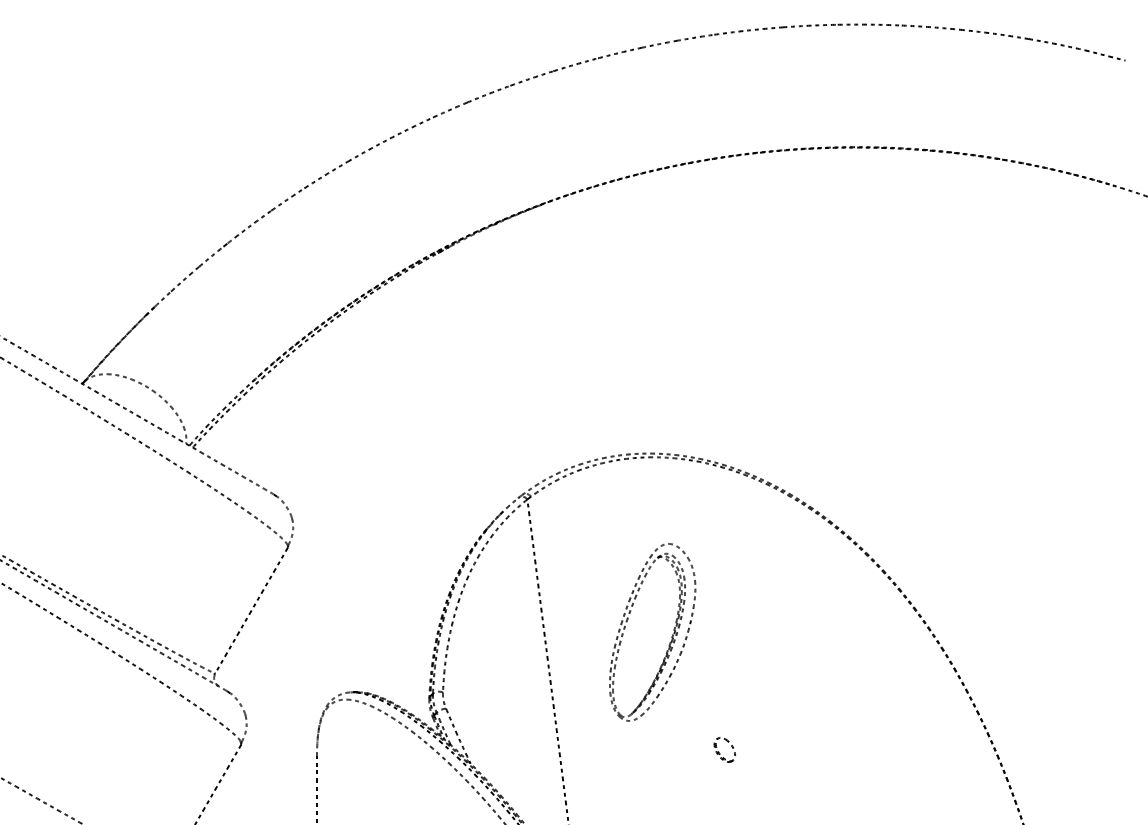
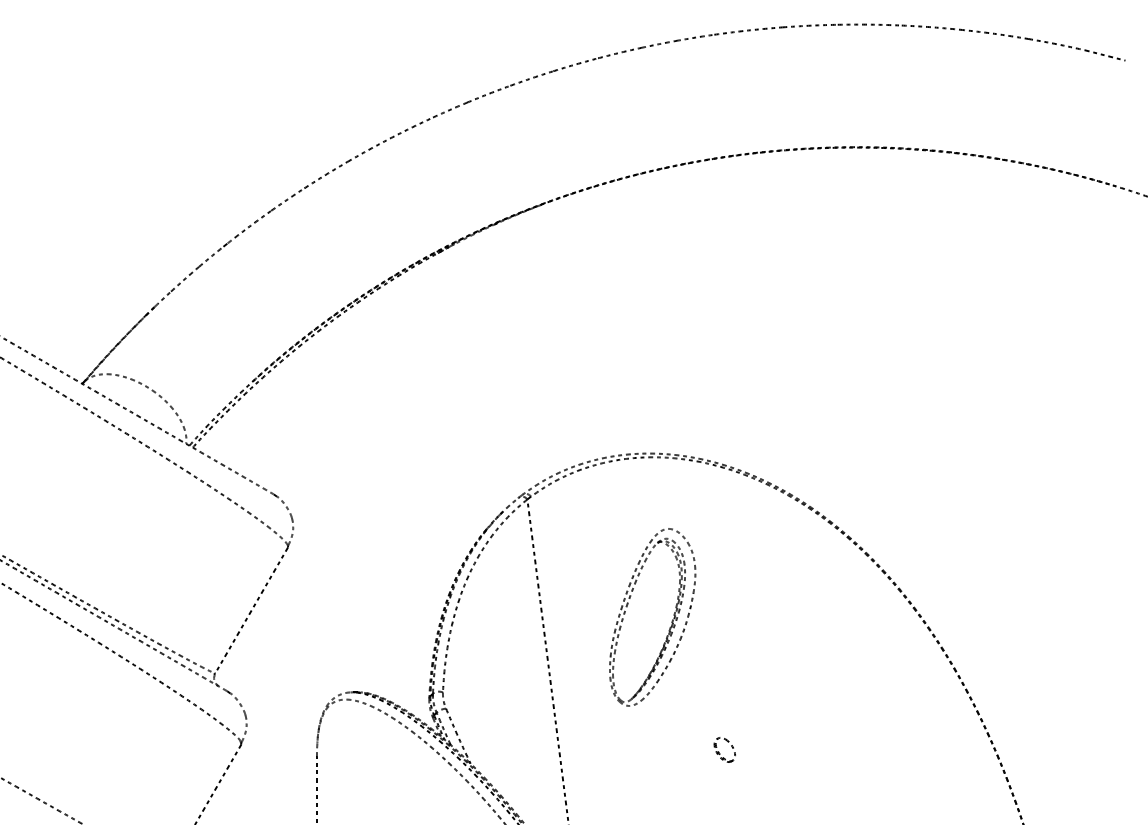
part position: (671, 636) -> (671, 621) (671, 621)
